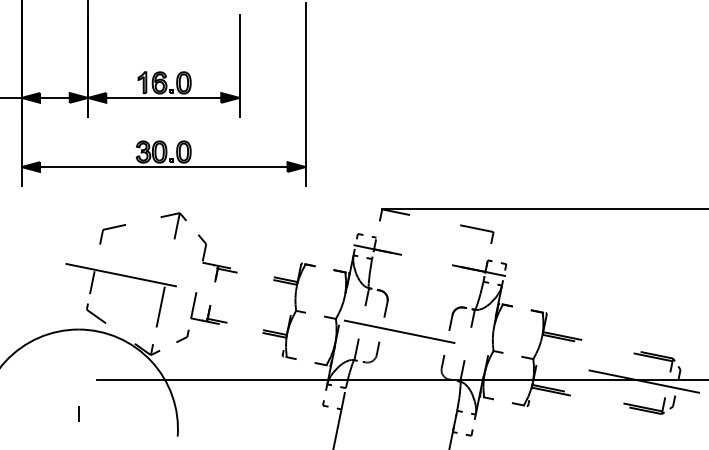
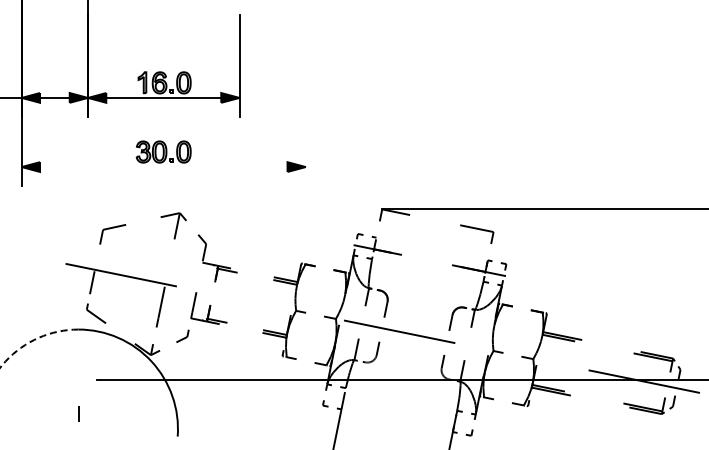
line: present -> none (305, 94)
line: present -> none (163, 167)
arc: solid -> dashed (34, 339)
